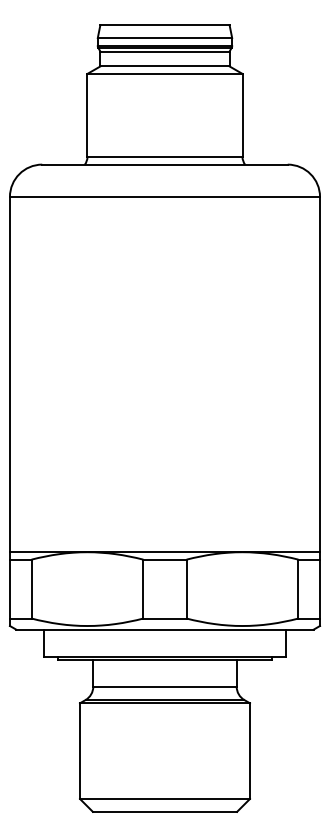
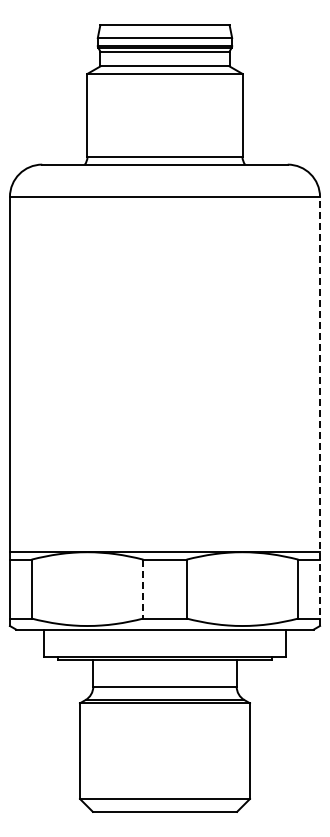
line: solid -> dashed (320, 411)
line: solid -> dashed (143, 589)
